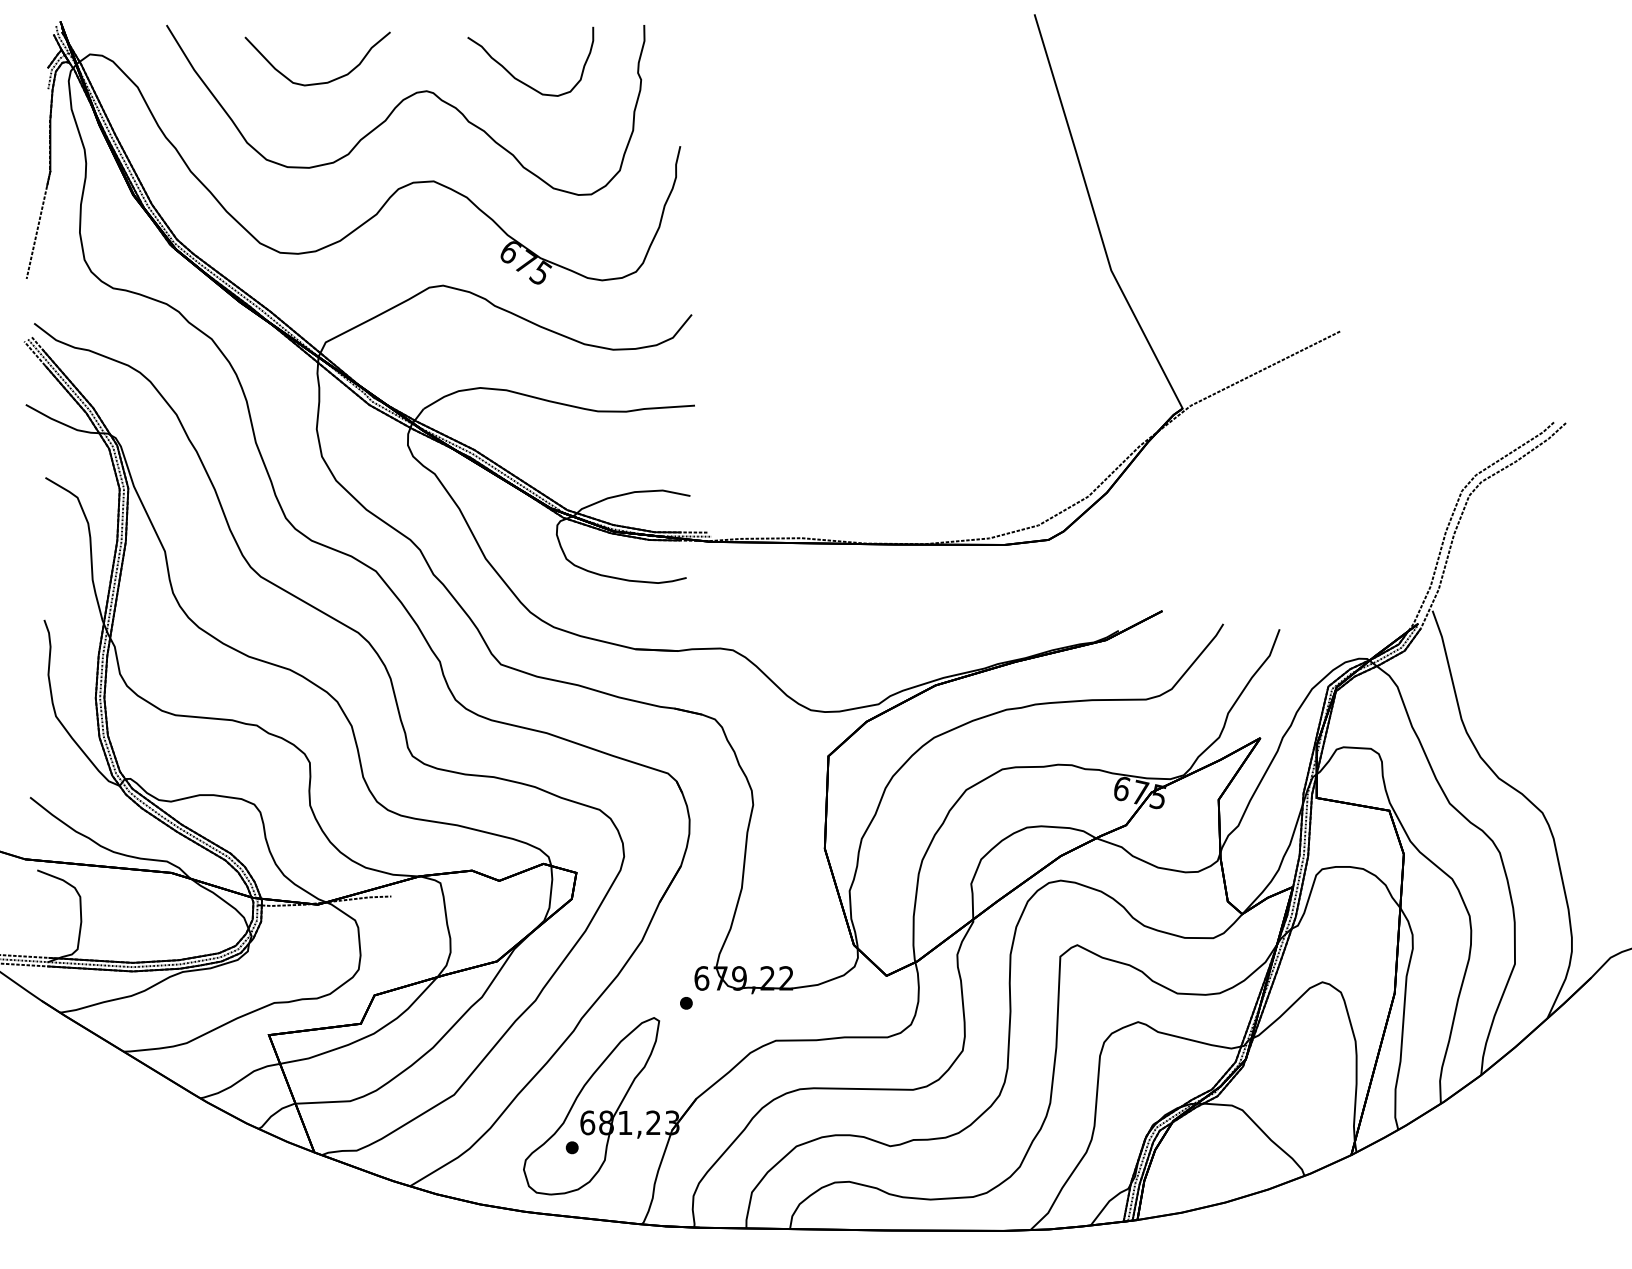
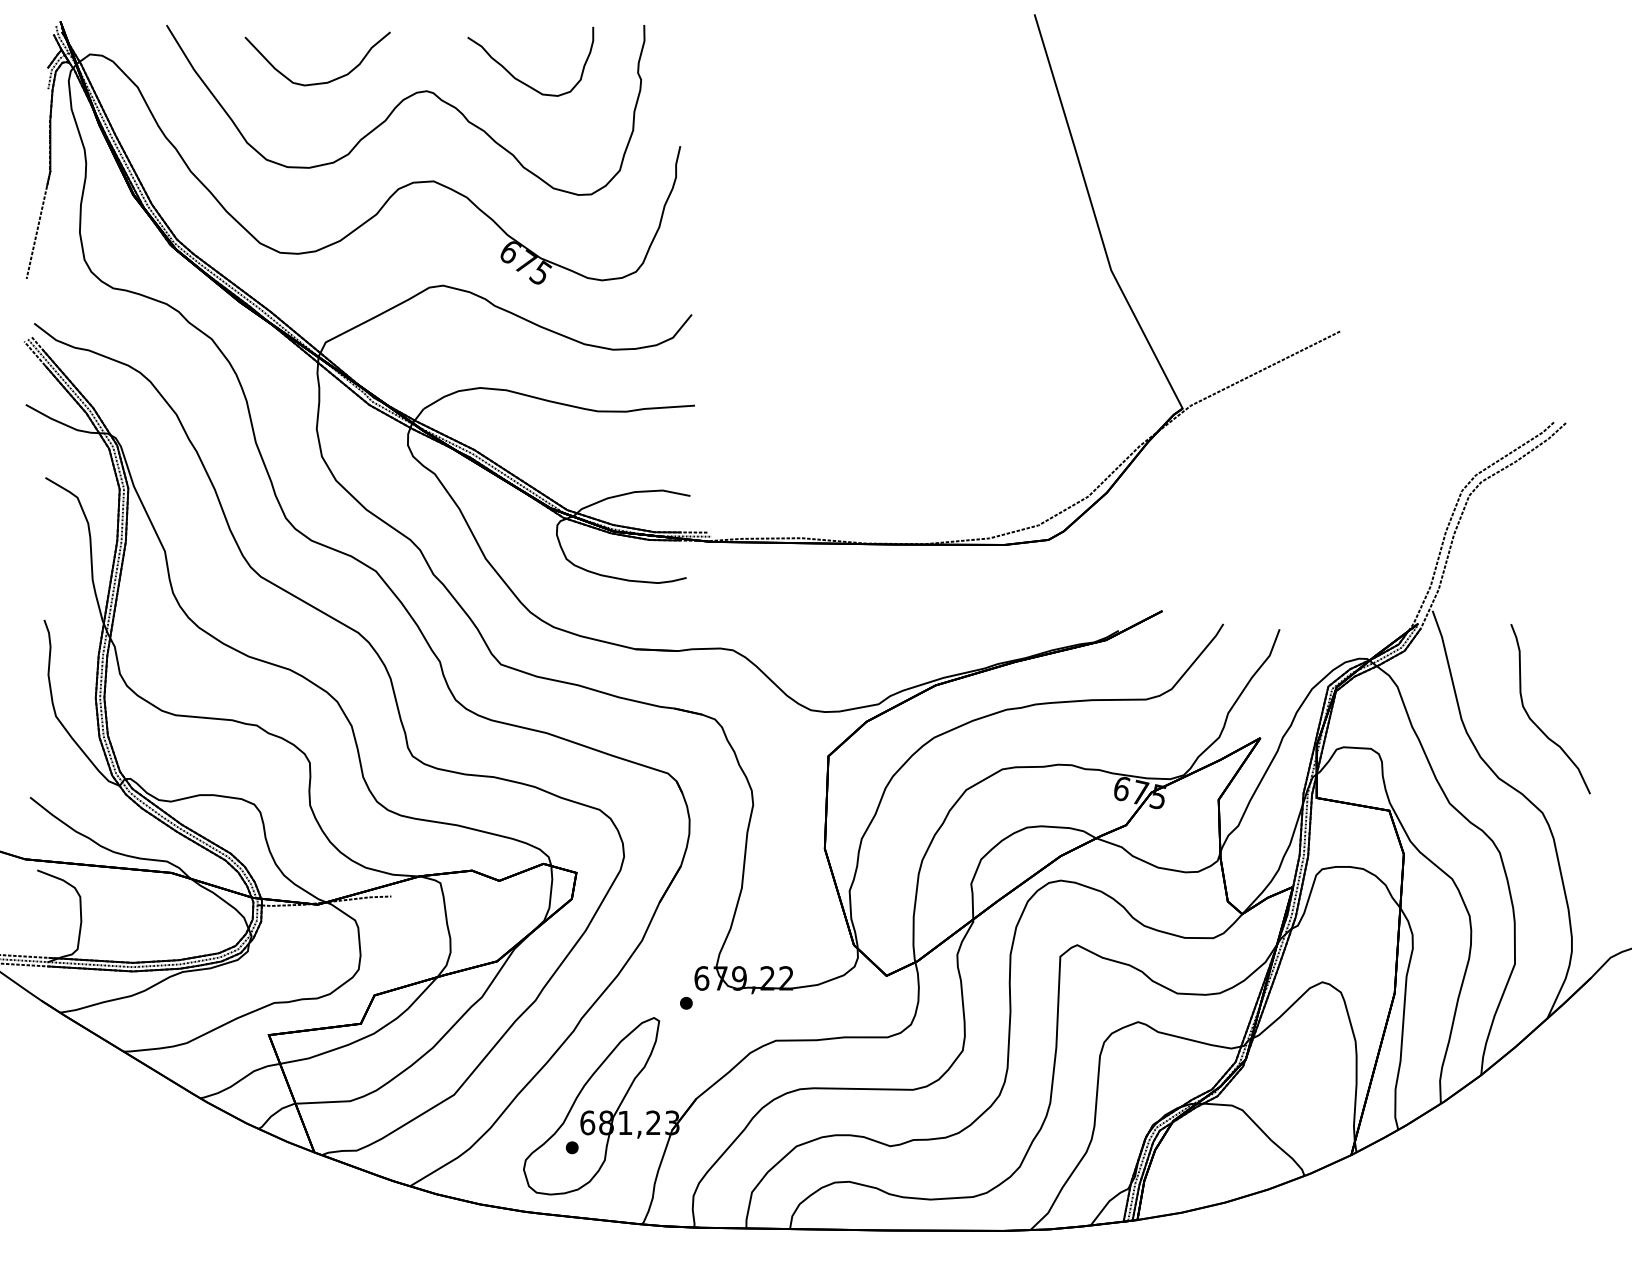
curve: none -> present (1533, 720)
